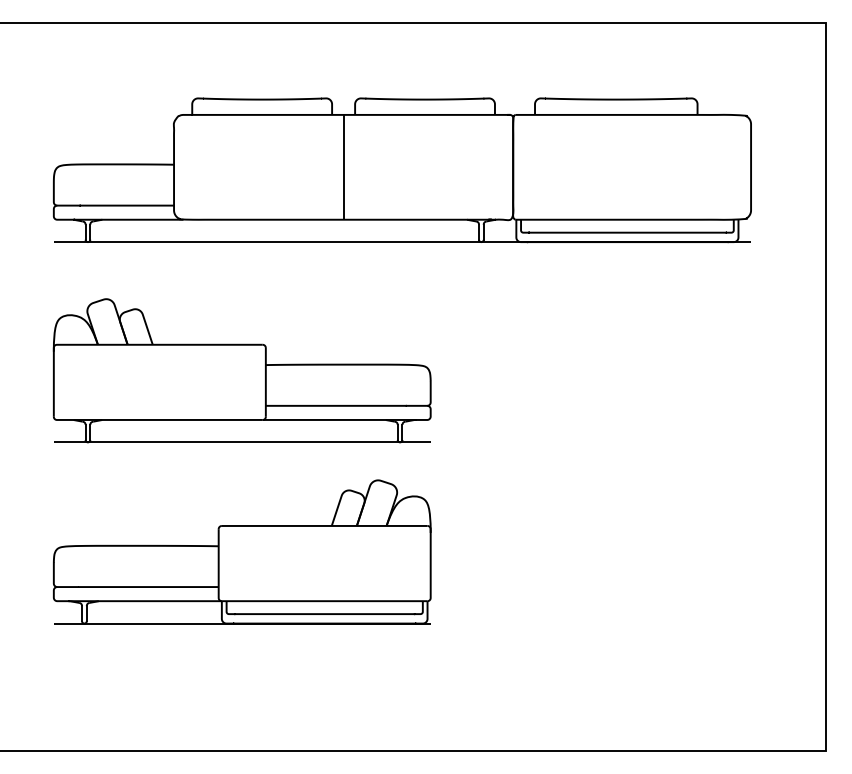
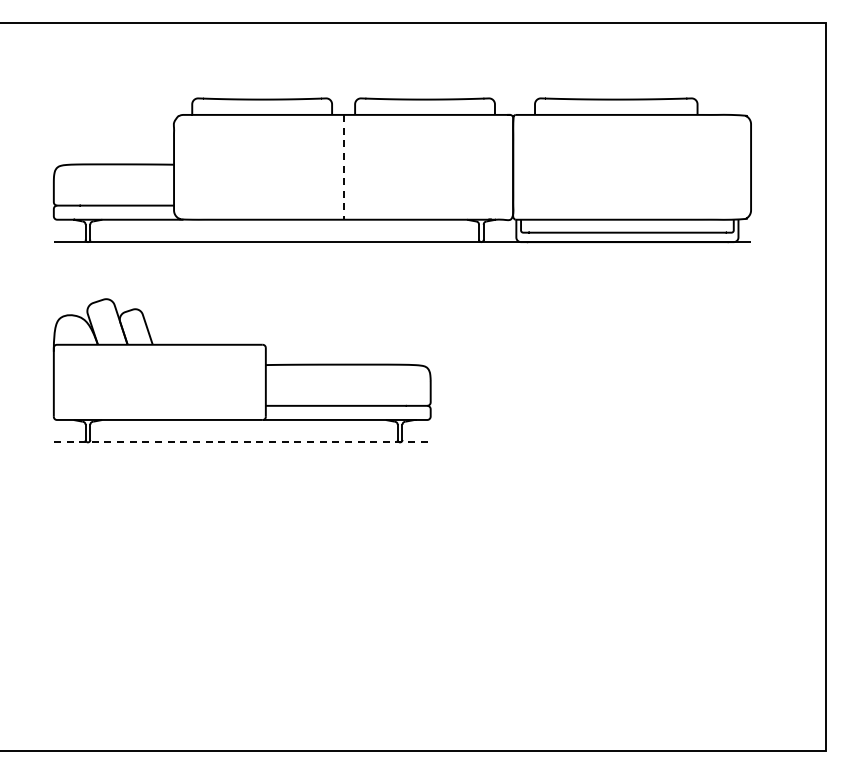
line: solid -> dashed (343, 167)
line: solid -> dashed (242, 442)
part: present -> none (242, 551)
